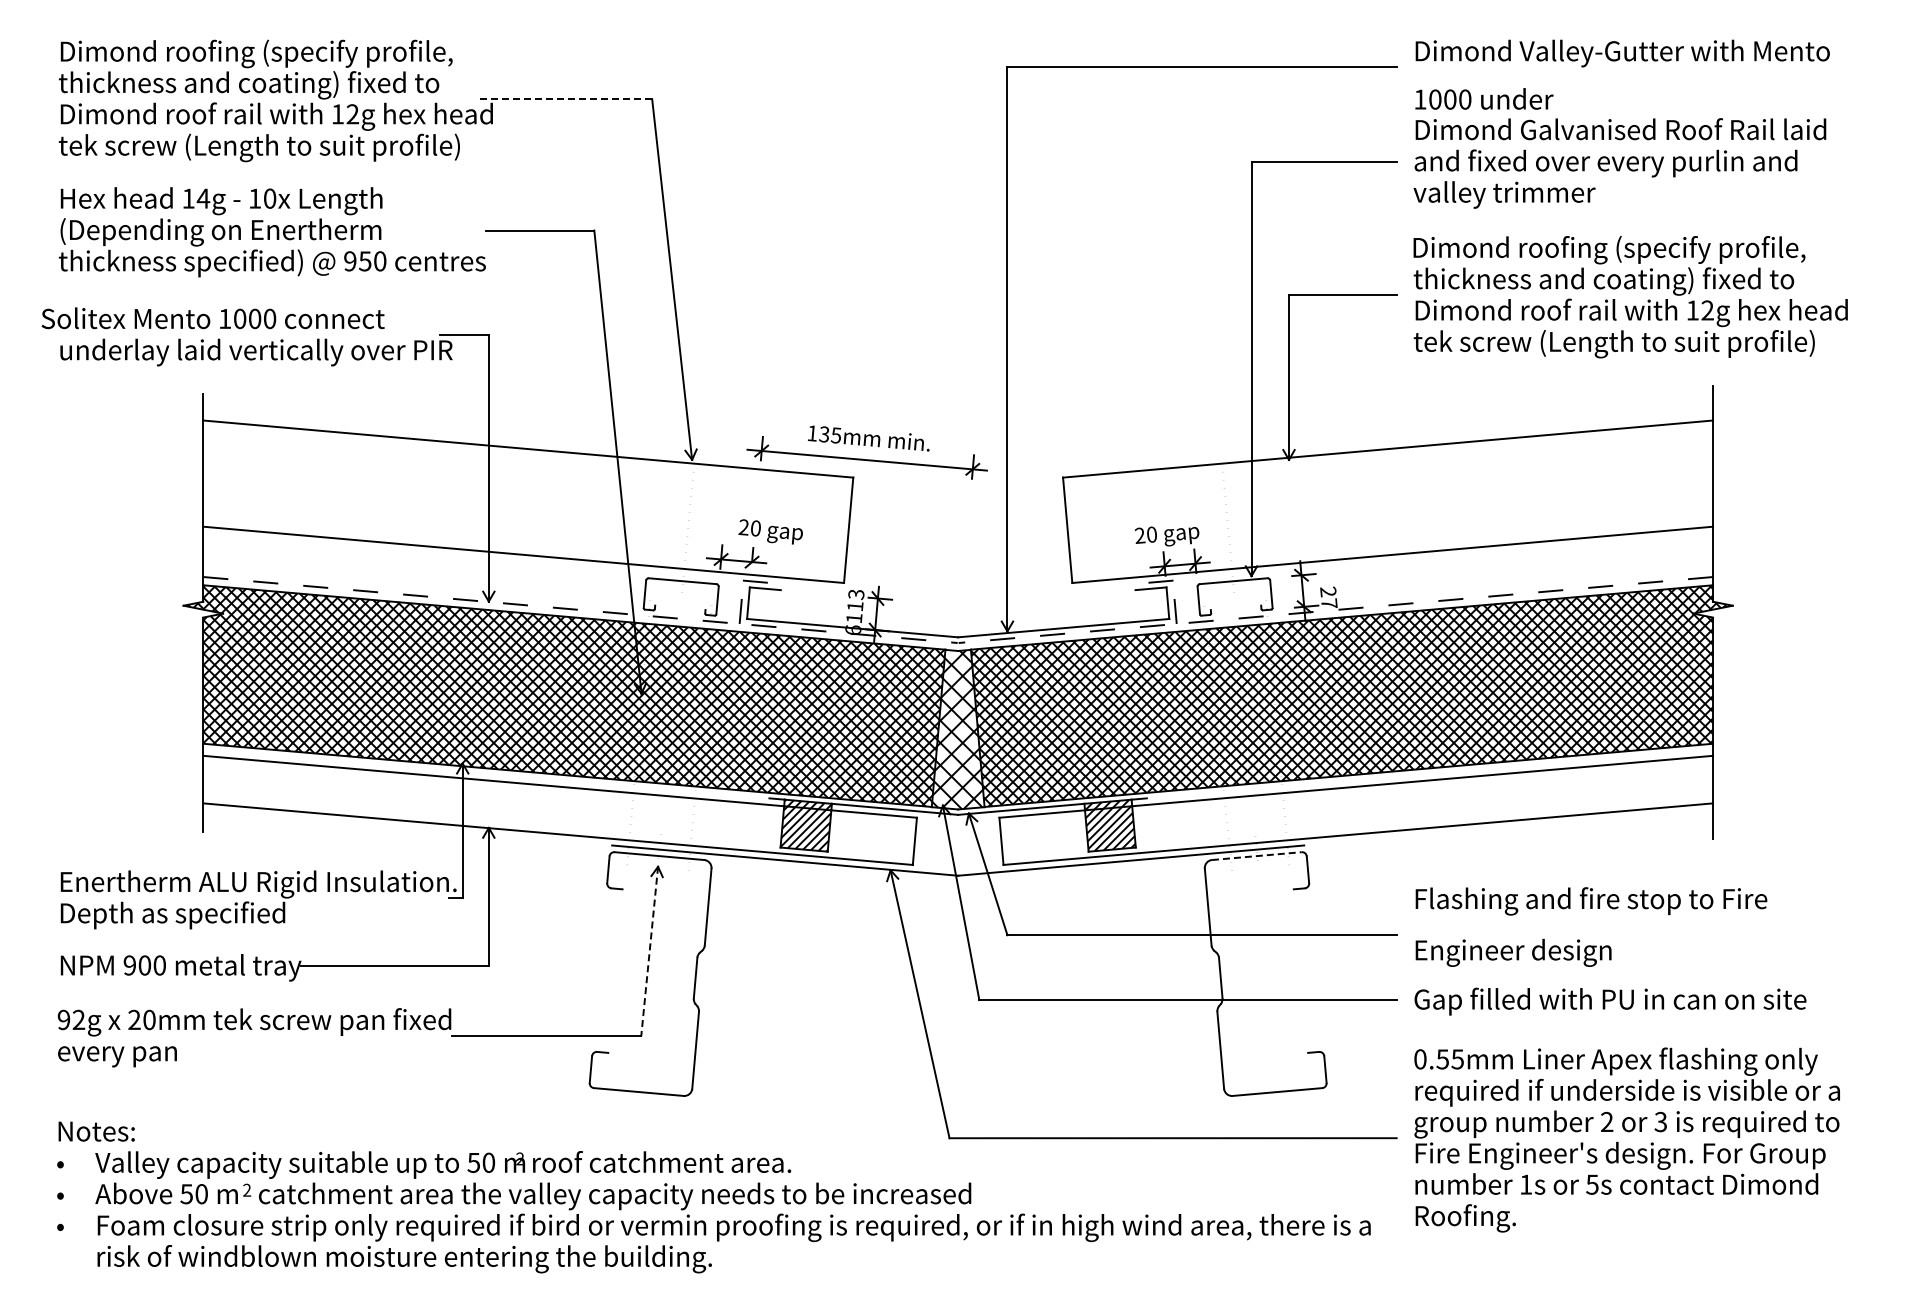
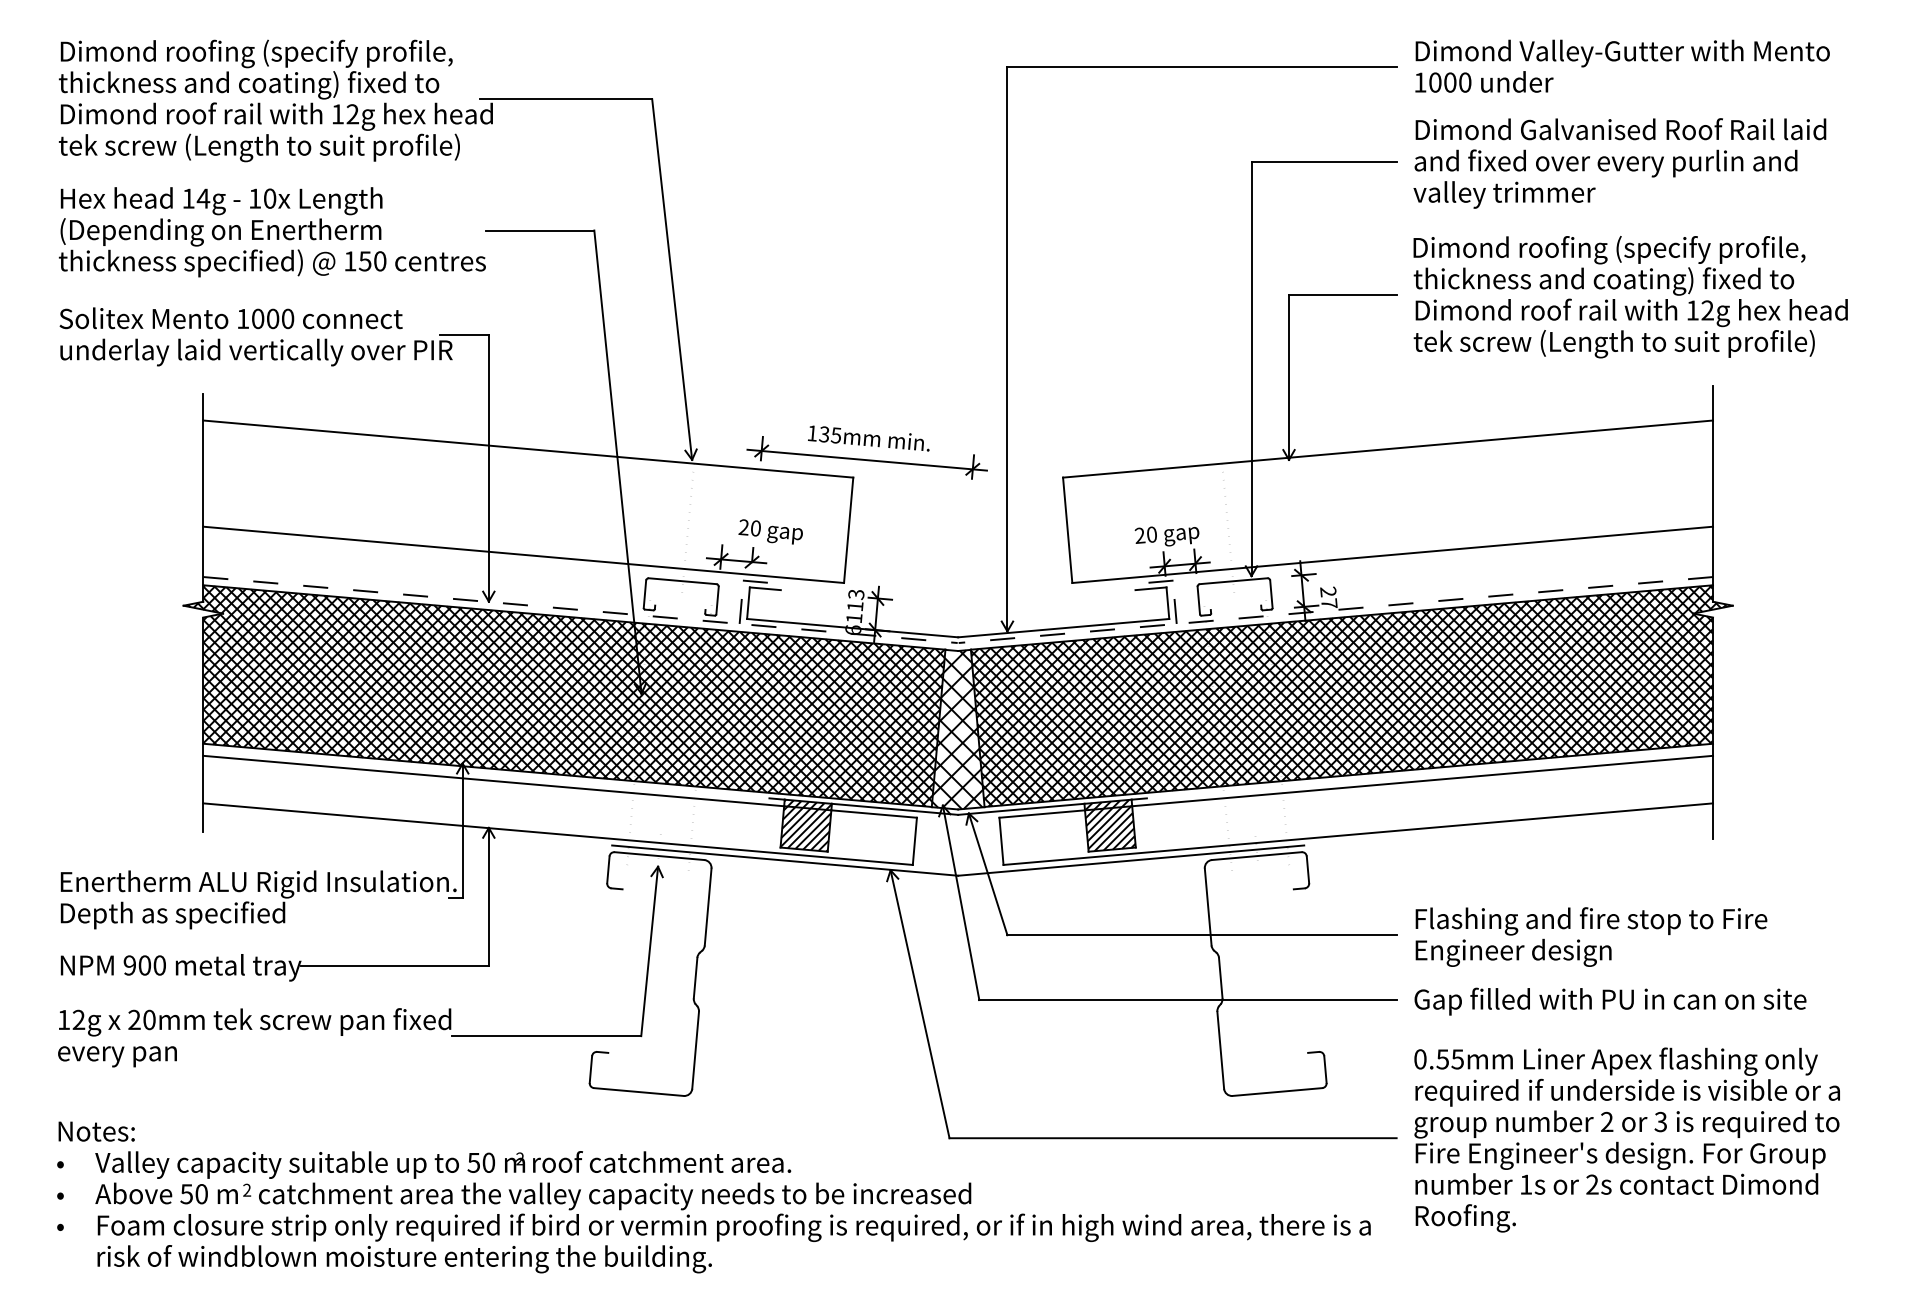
text position: (1484, 98) -> (1484, 81) (1484, 81)
line: dashed -> solid (565, 99)
text: 950 -> 150 (350, 261)
text position: (212, 318) -> (230, 318) (230, 318)
line: dashed -> solid (1256, 856)
text position: (1591, 901) -> (1591, 921) (1591, 921)
line: dashed -> solid (649, 951)
text: 92g -> 12g (63, 1019)
text: 5s -> 2s (1592, 1184)
